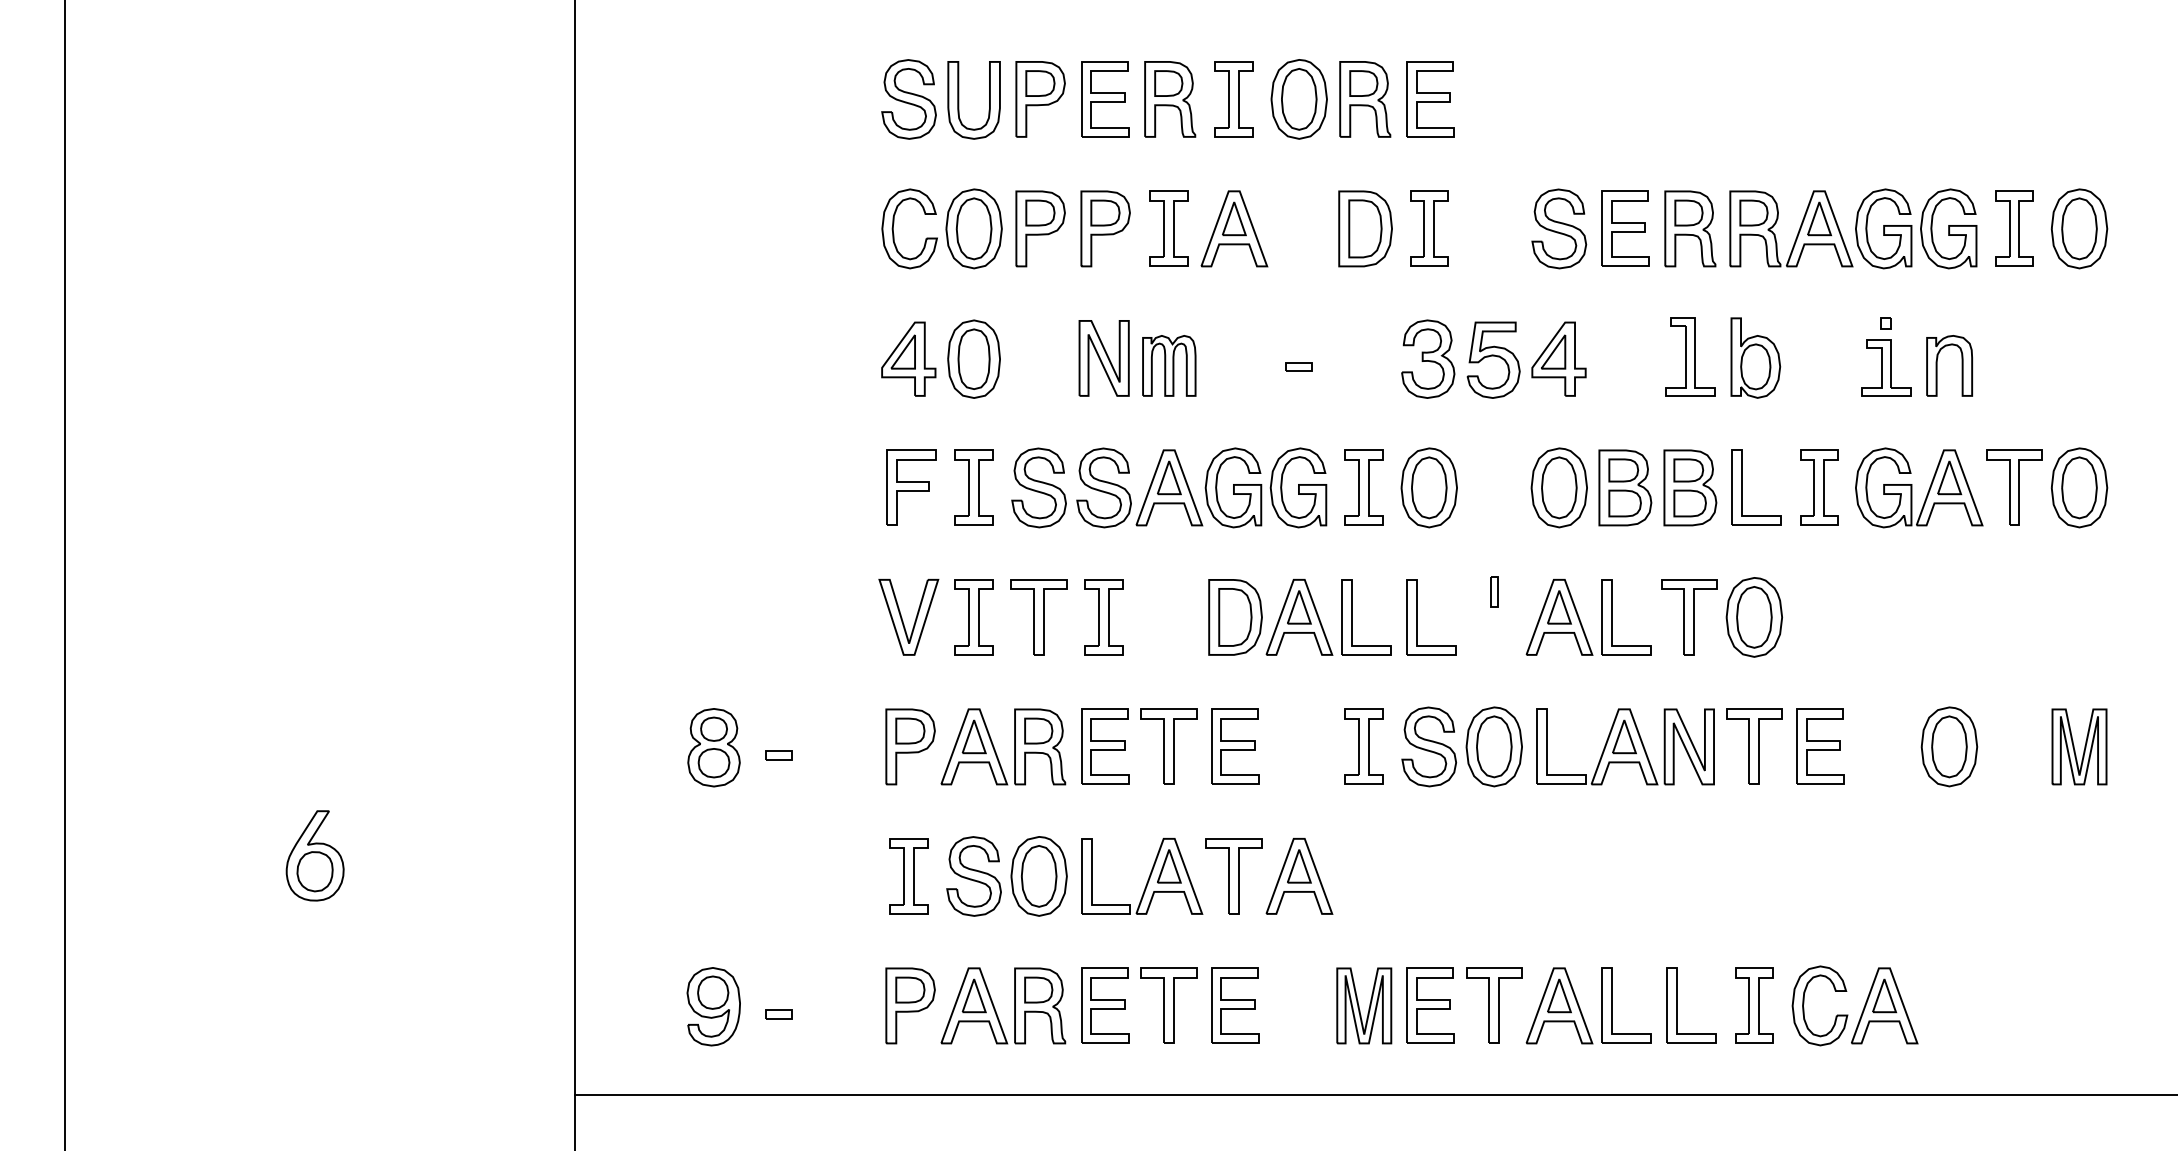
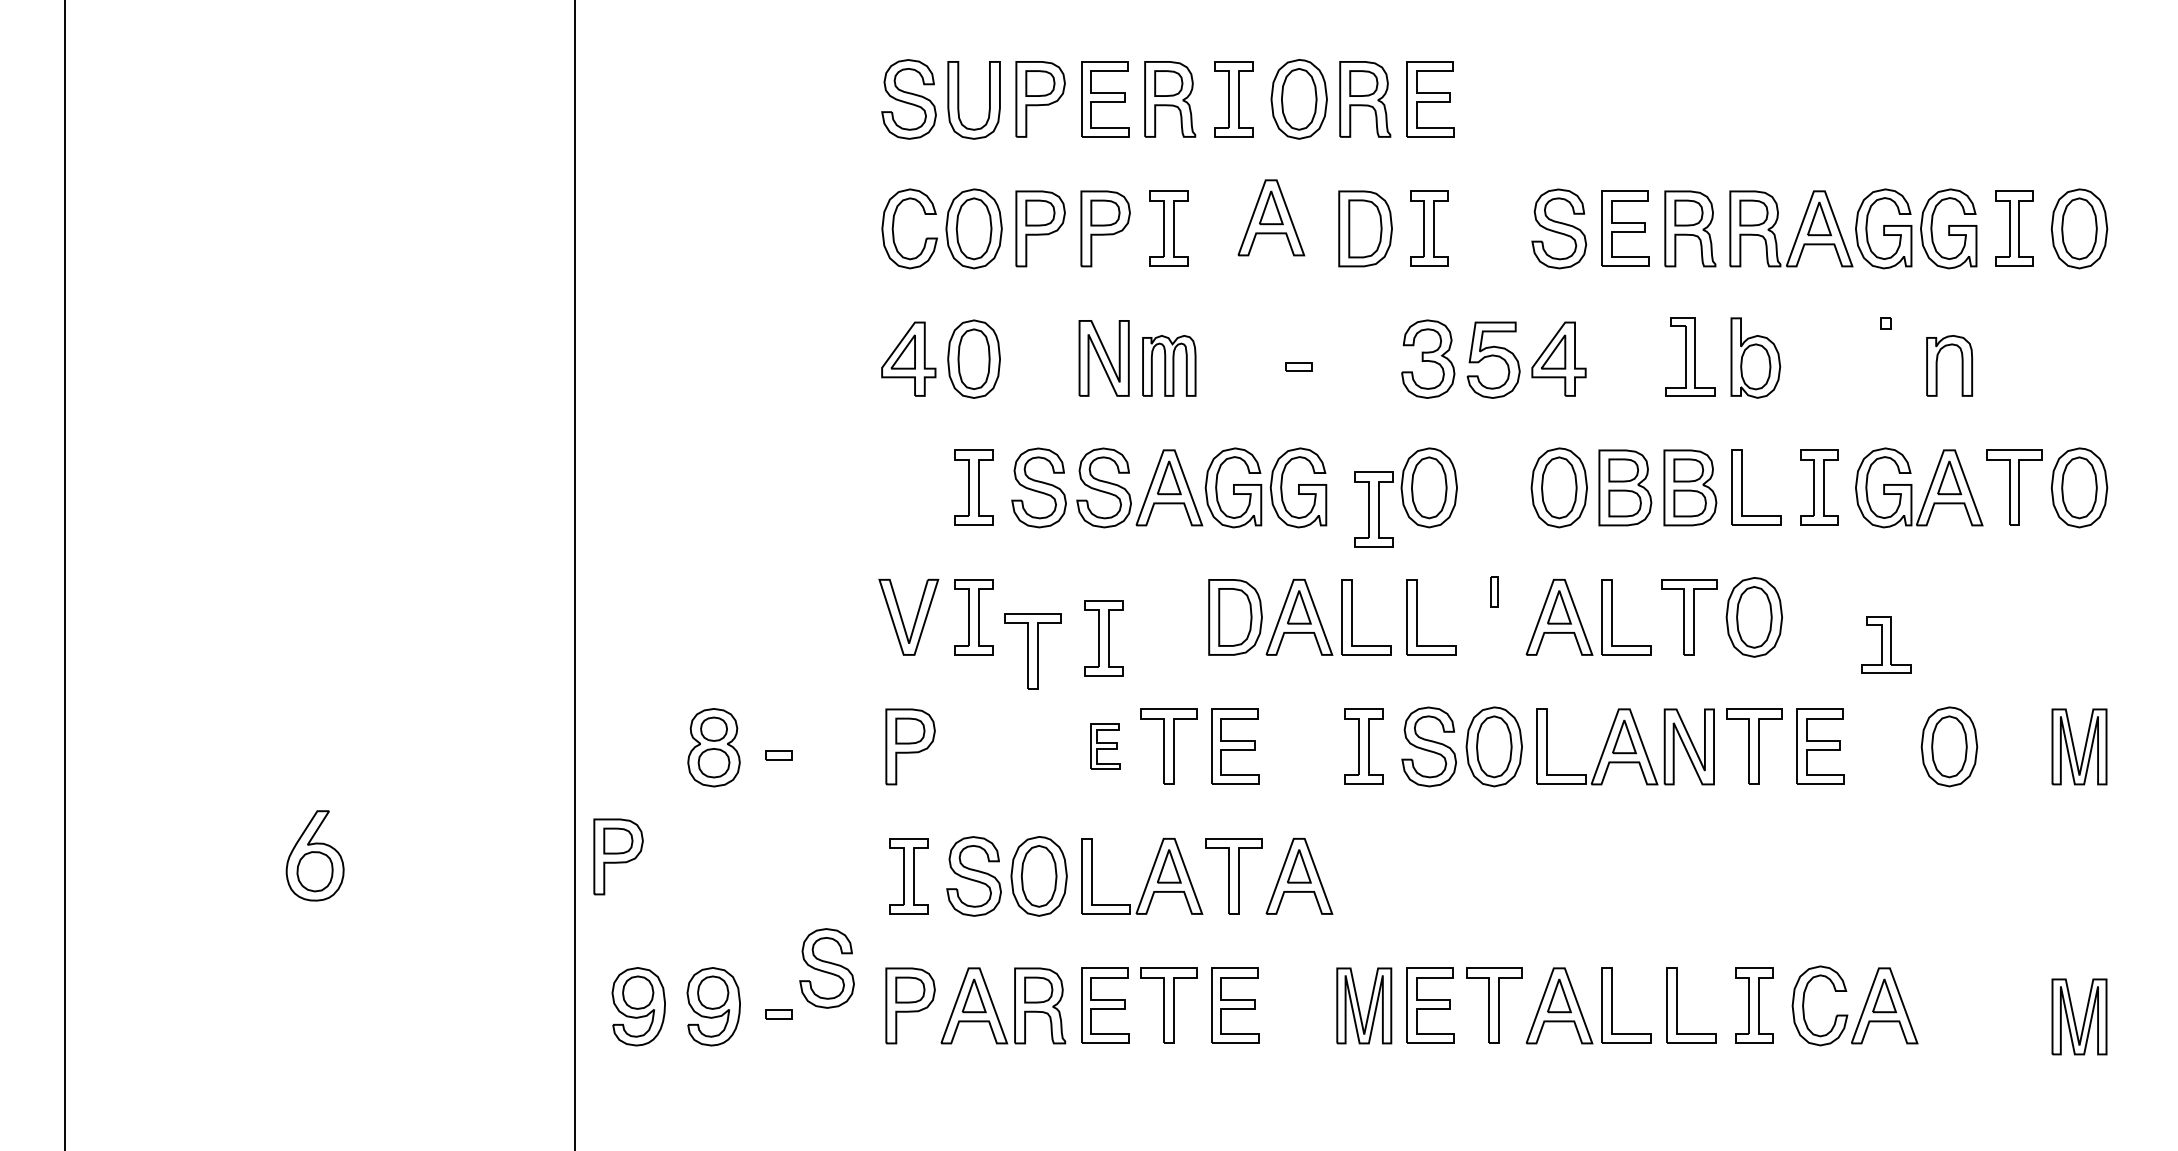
part position: (1234, 228) -> (1271, 217) (1271, 217)
part position: (1886, 367) -> (1886, 644) (1886, 644)
part: present -> none (911, 487)
part position: (1363, 487) -> (1373, 509) (1373, 509)
part position: (1038, 617) -> (1032, 651) (1032, 651)
part position: (1103, 617) -> (1103, 638) (1103, 638)
part size: 49x77 px -> 31x47 px (1105, 746)
part: present -> none (995, 749)
part: none -> present (618, 856)
part: none -> present (826, 968)
part: none -> present (638, 1006)
part: none -> present (2079, 1016)
line: present -> none (1374, 1095)
